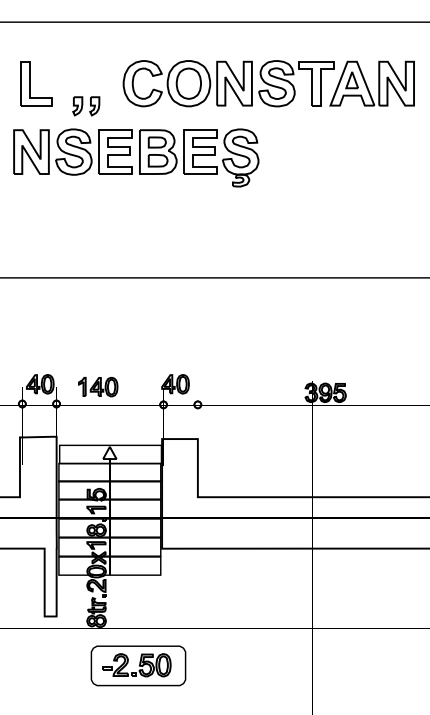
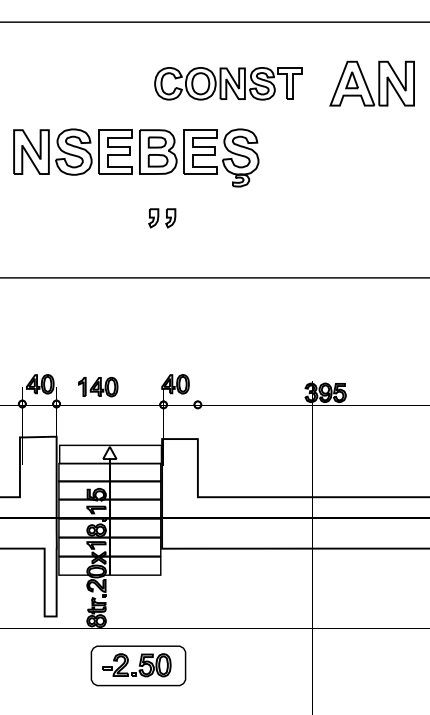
part: present -> none (36, 83)
part size: 213x48 px -> 149x34 px (228, 83)
part position: (86, 106) -> (162, 218) (162, 218)
